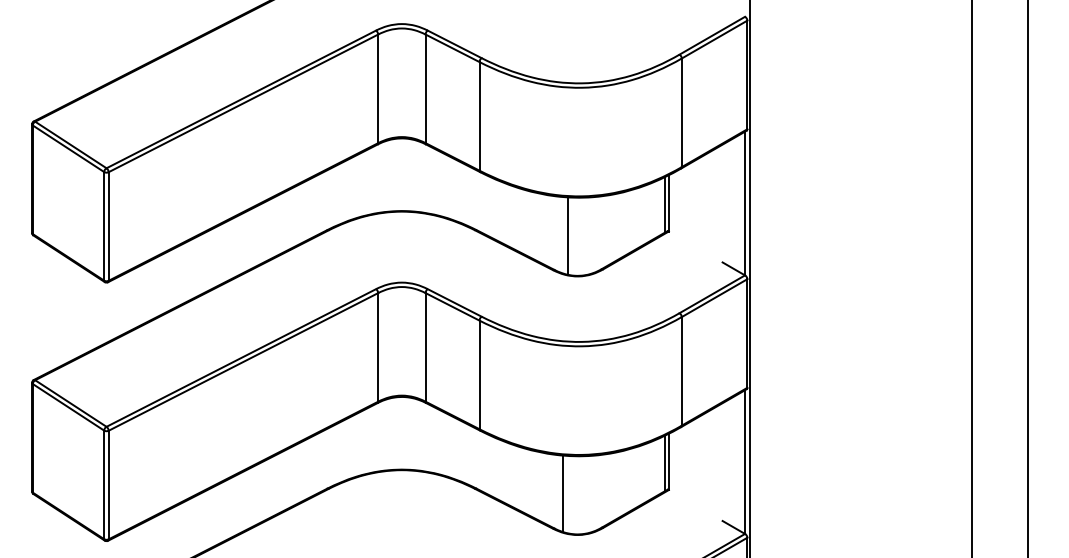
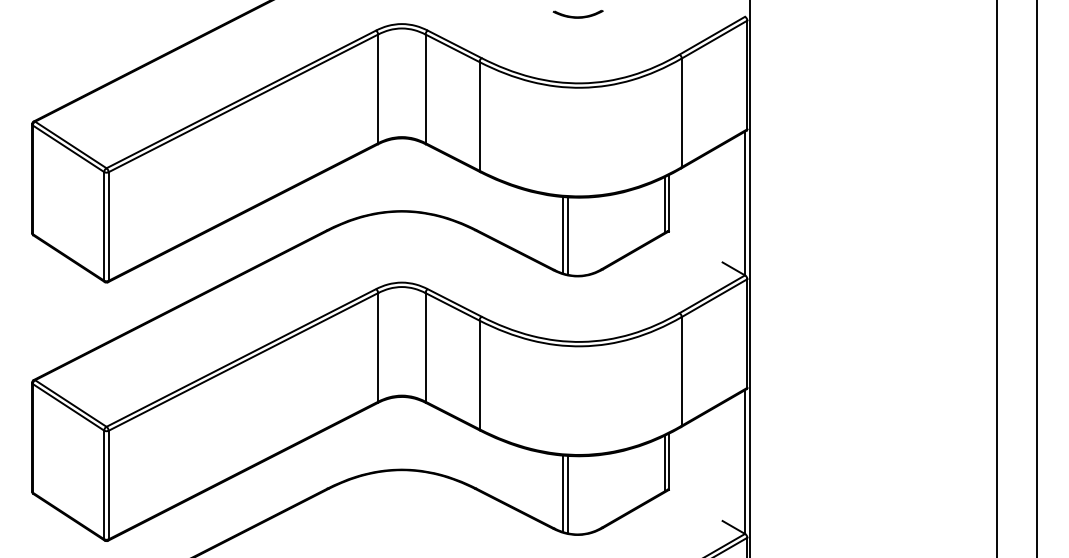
part: none -> present (577, 14)
line: none -> present (562, 235)
line position: (972, 278) -> (997, 278) (997, 278)
line position: (1027, 278) -> (1036, 278) (1036, 278)
line: none -> present (567, 494)
